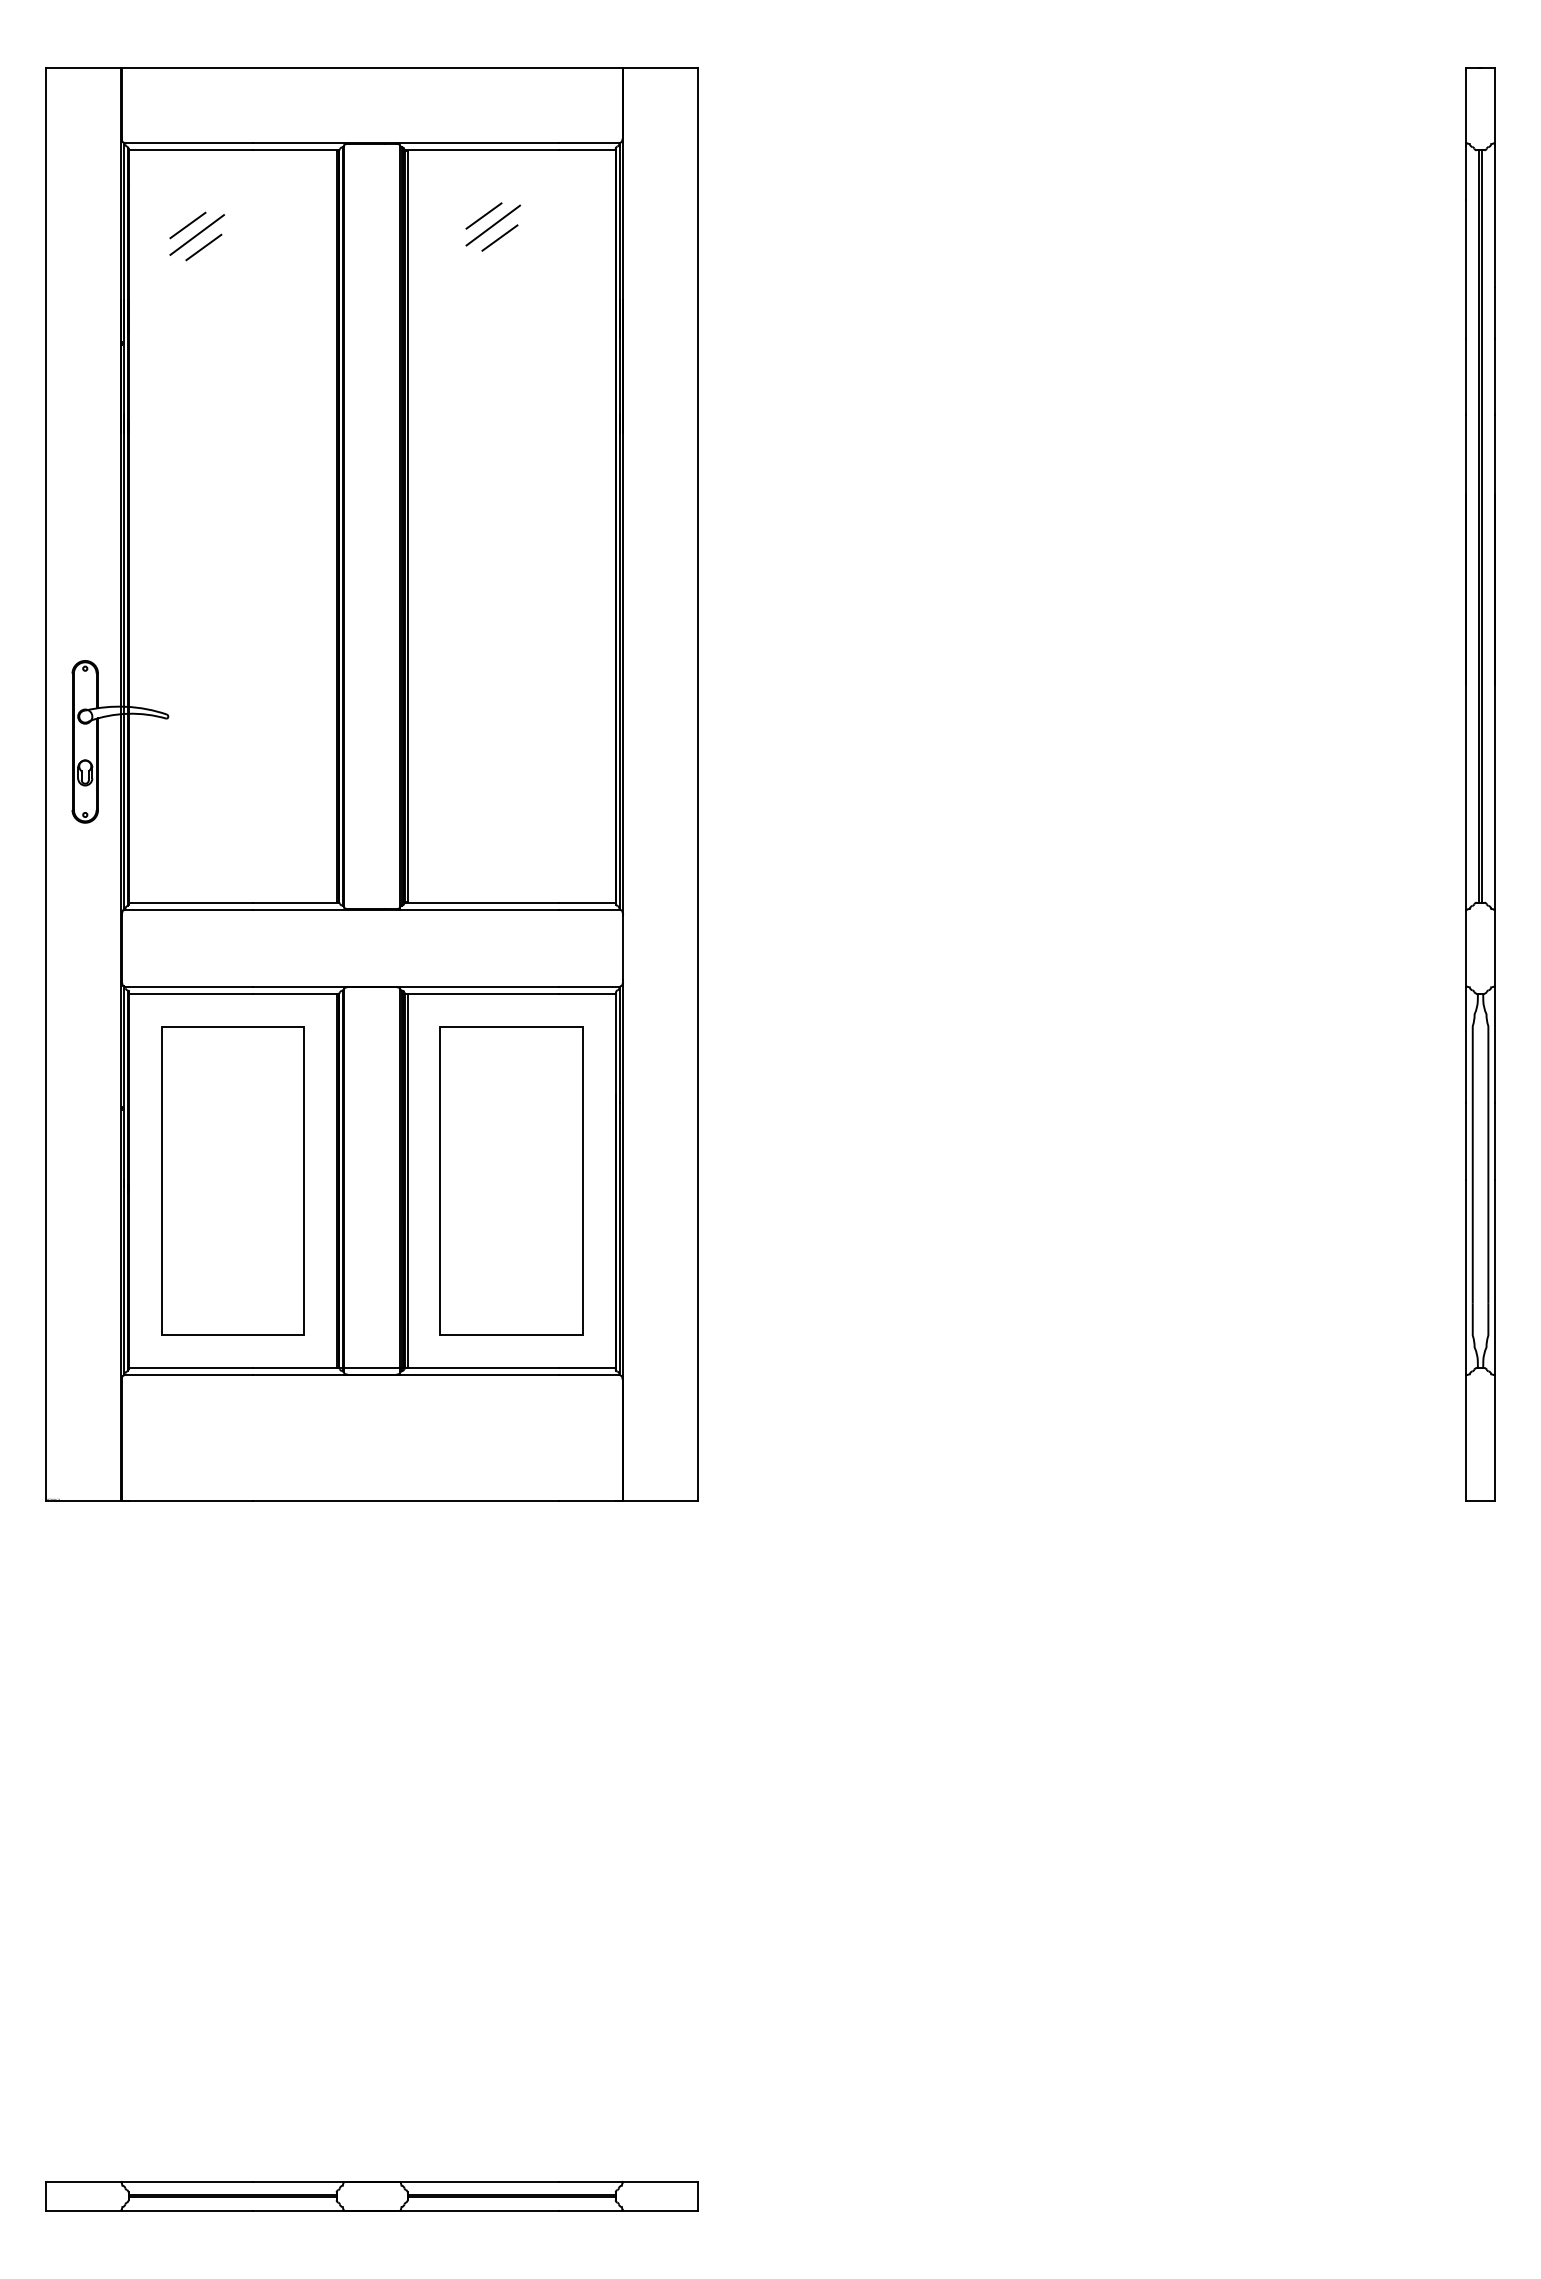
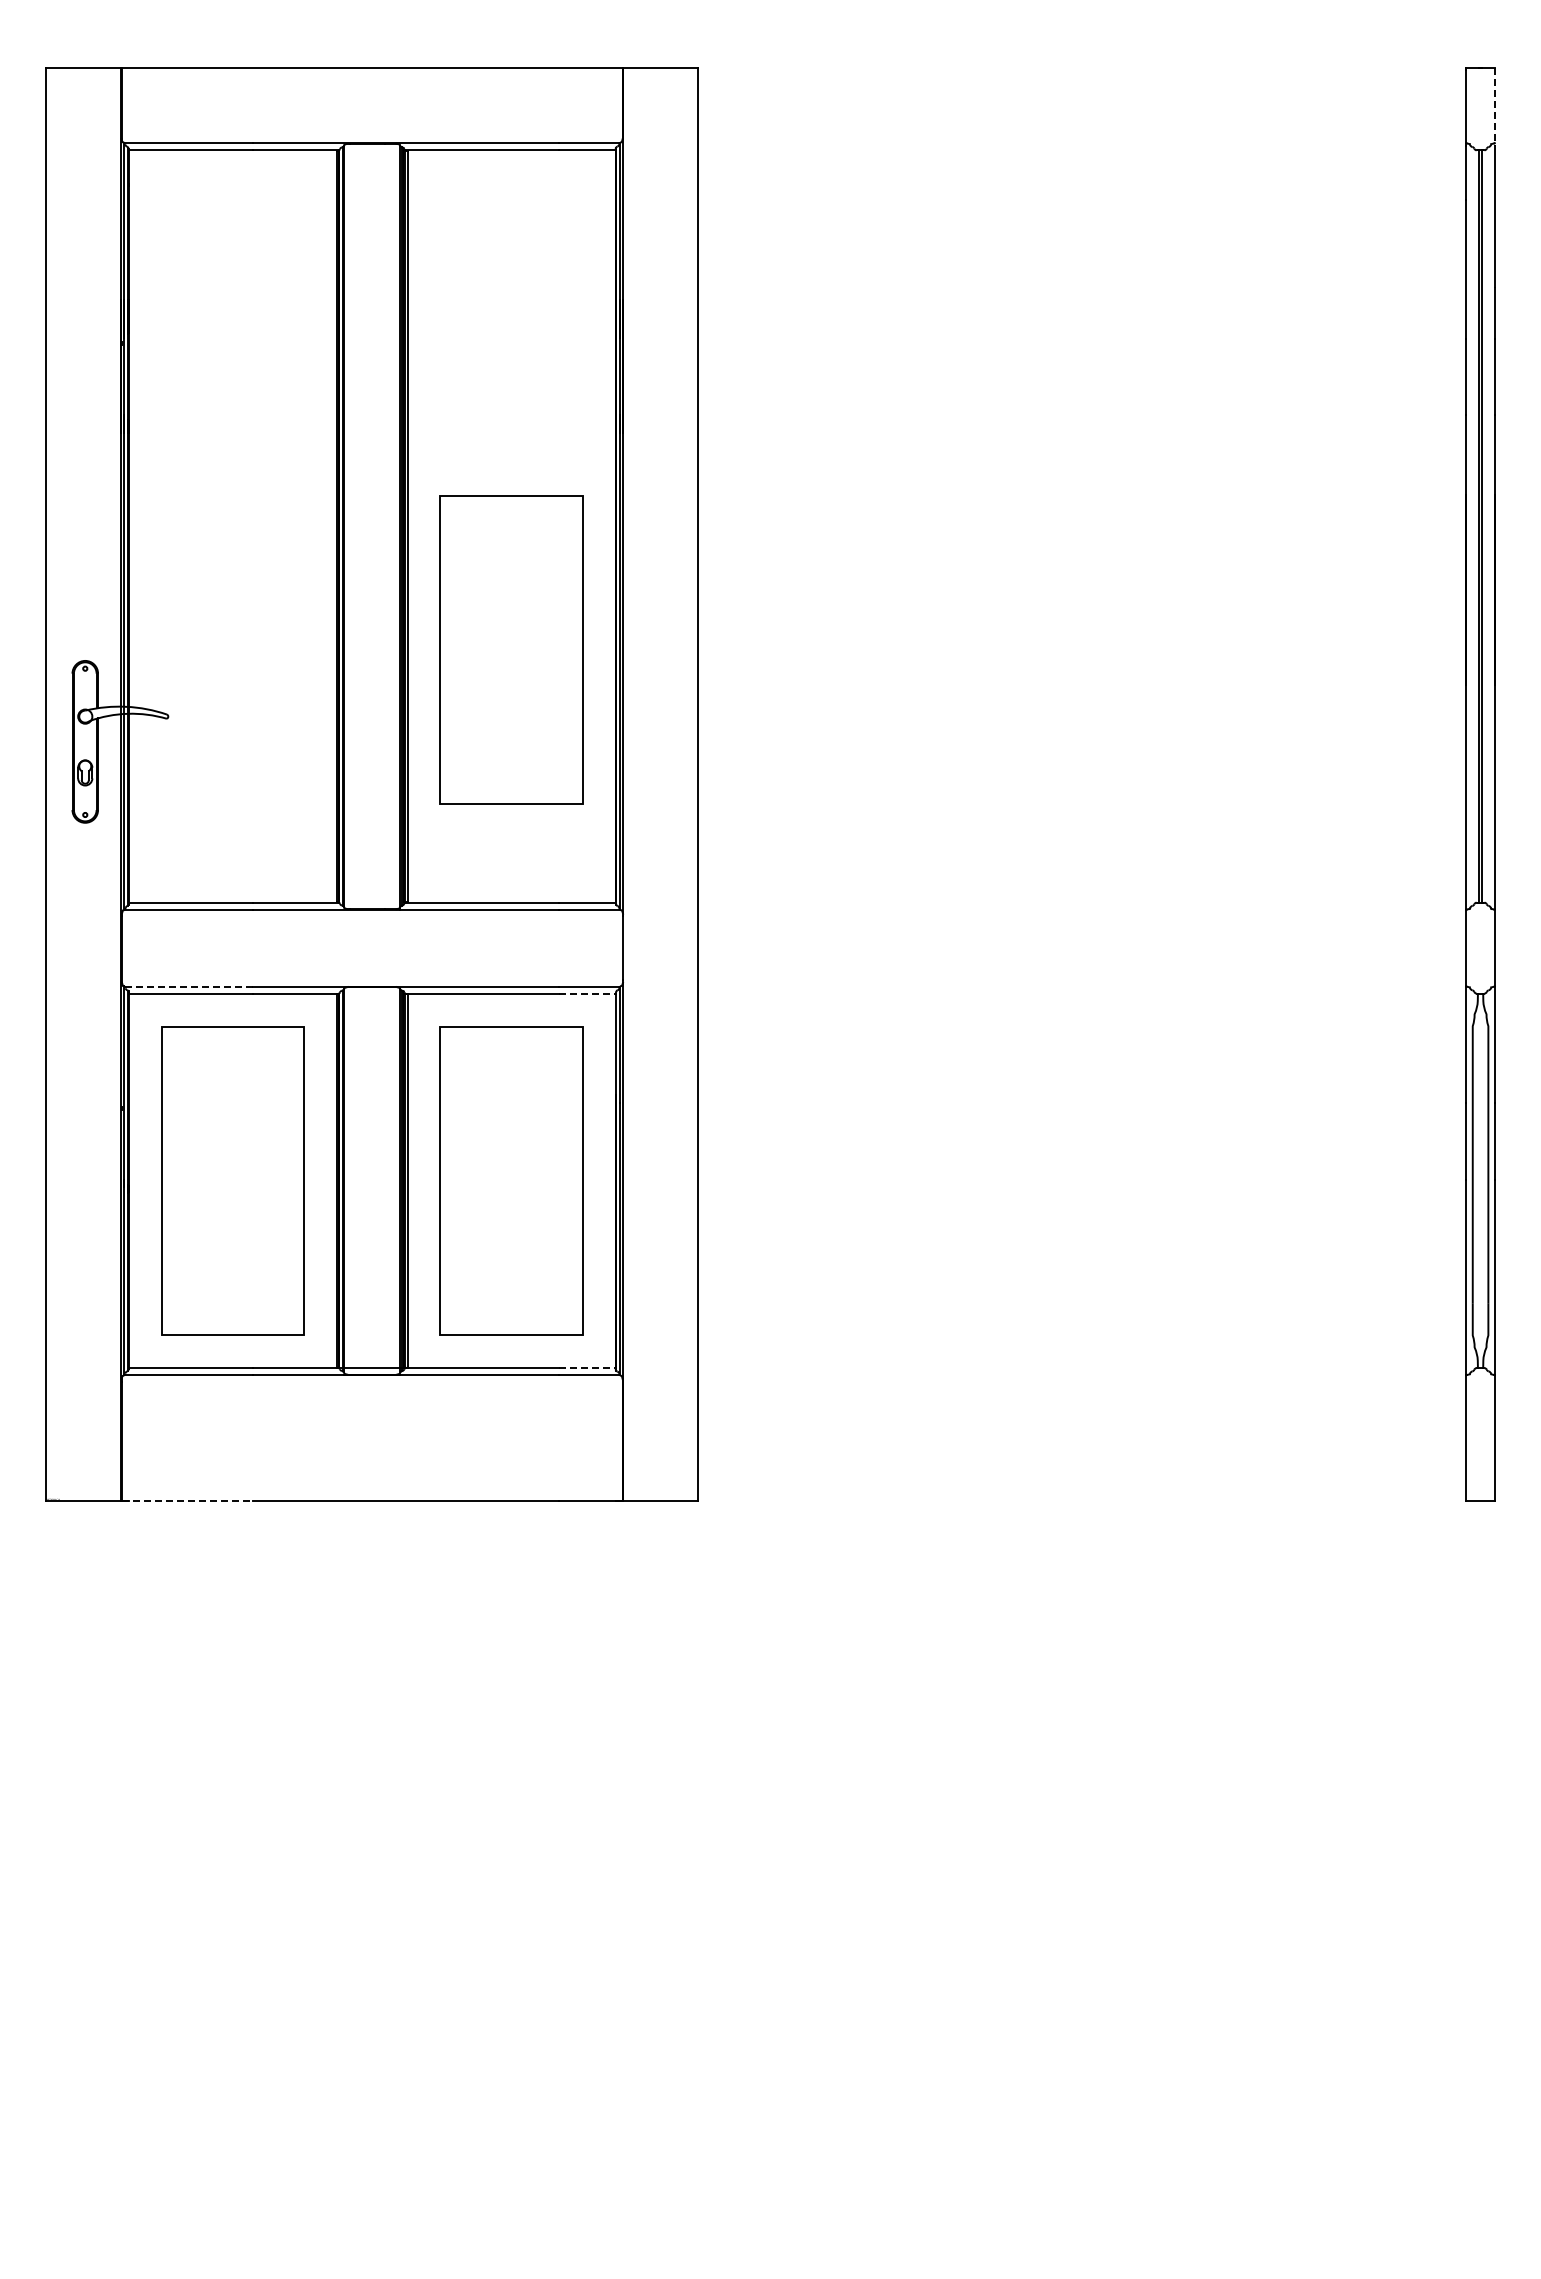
line: solid -> dashed (1494, 107)
line: present -> none (483, 215)
line: present -> none (187, 225)
line: present -> none (492, 225)
line: present -> none (196, 234)
line: present -> none (499, 237)
line: present -> none (203, 247)
part: none -> present (511, 649)
line: solid -> dashed (188, 986)
line: solid -> dashed (588, 993)
line: solid -> dashed (588, 1368)
line: solid -> dashed (187, 1500)
part: present -> none (371, 2196)
